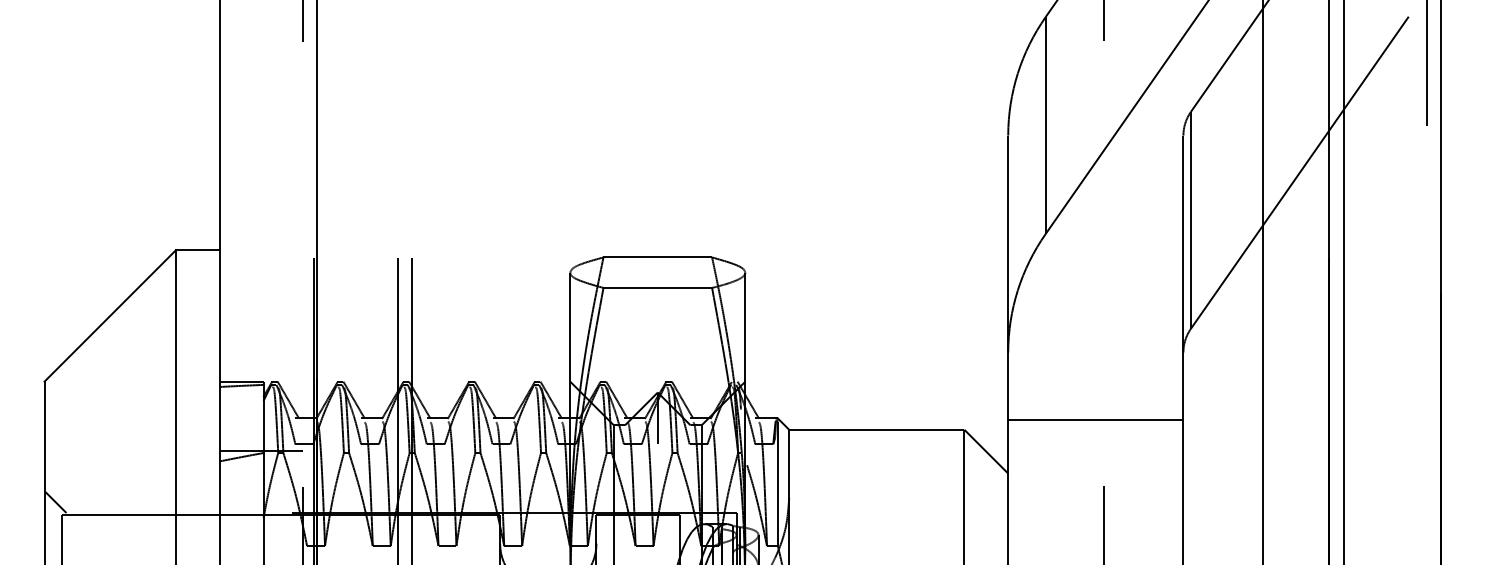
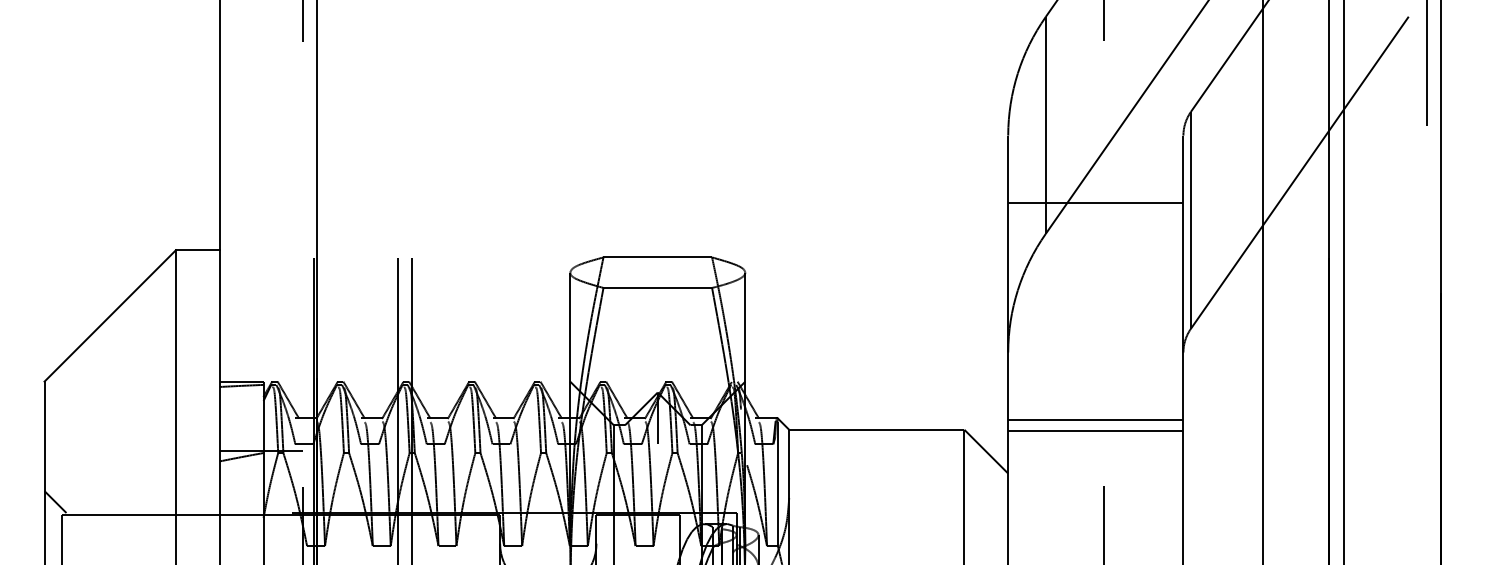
line: none -> present (1095, 202)
line: none -> present (1095, 430)
